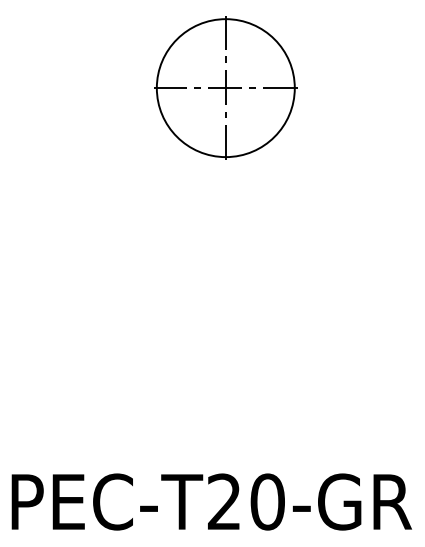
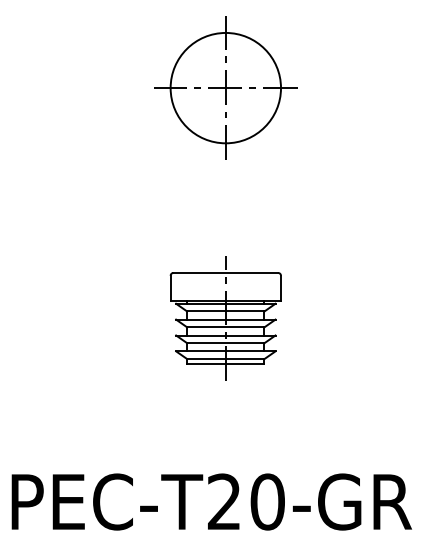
circle diameter: 138 px -> 110 px (225, 87)
part: none -> present (225, 318)
